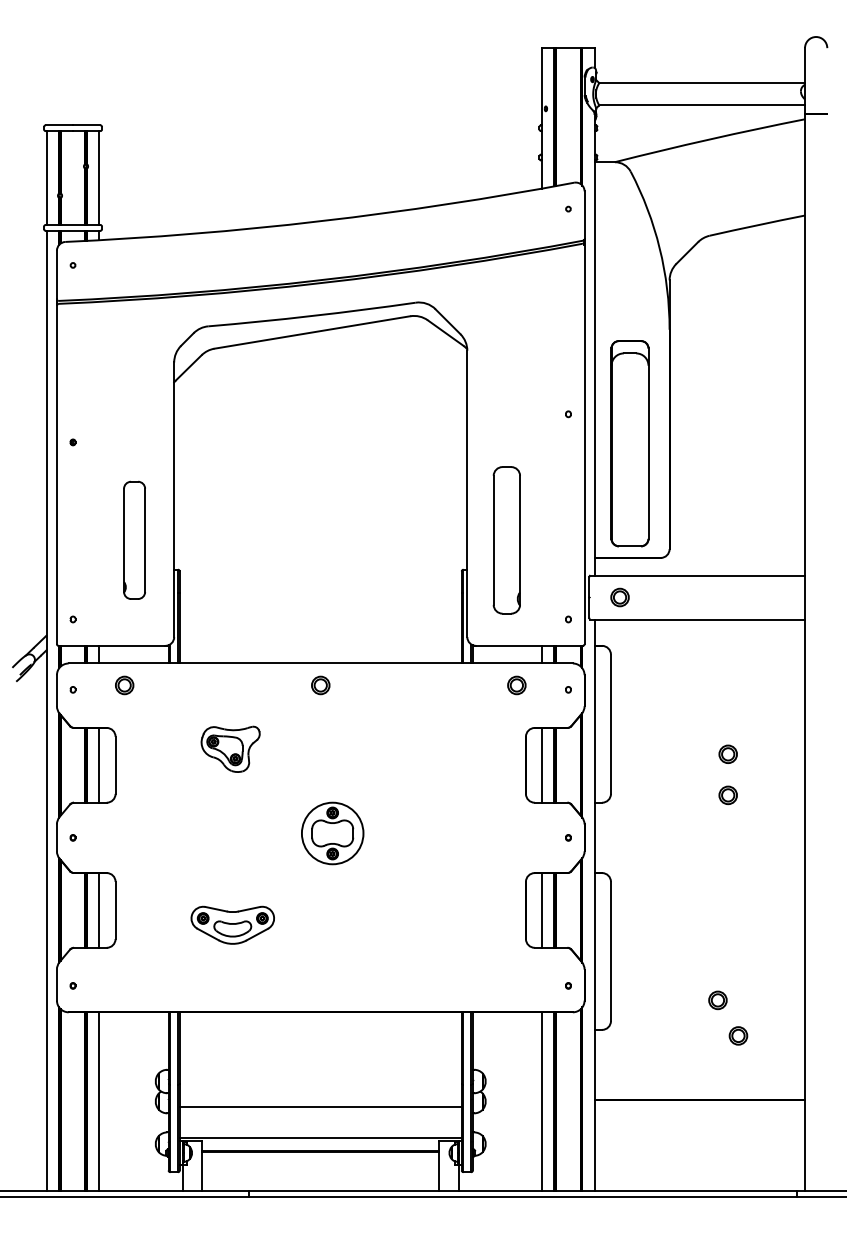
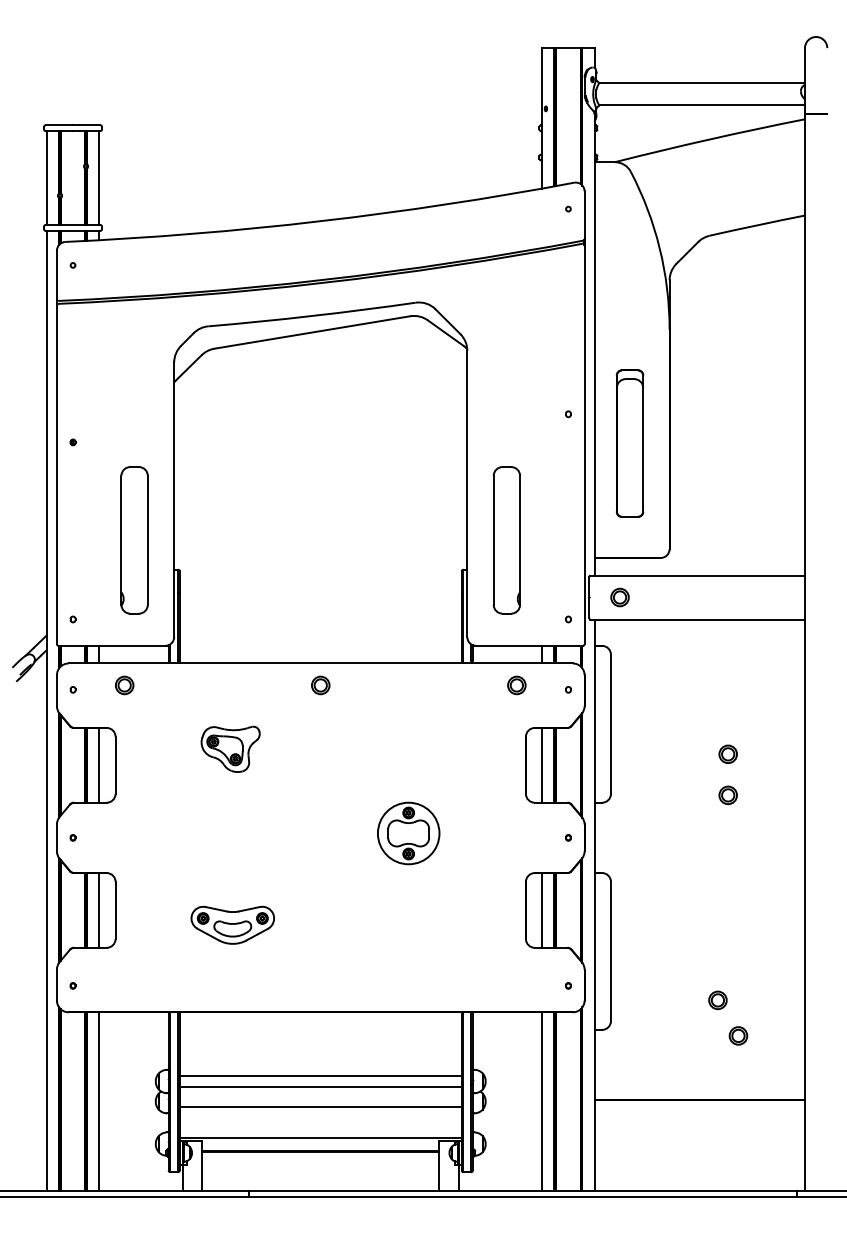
part size: 40x208 px -> 30x149 px (629, 443)
part size: 23x120 px -> 29x149 px (134, 540)
part position: (332, 833) -> (408, 833) (408, 833)
line: none -> present (320, 1075)
line: none -> present (320, 1087)
